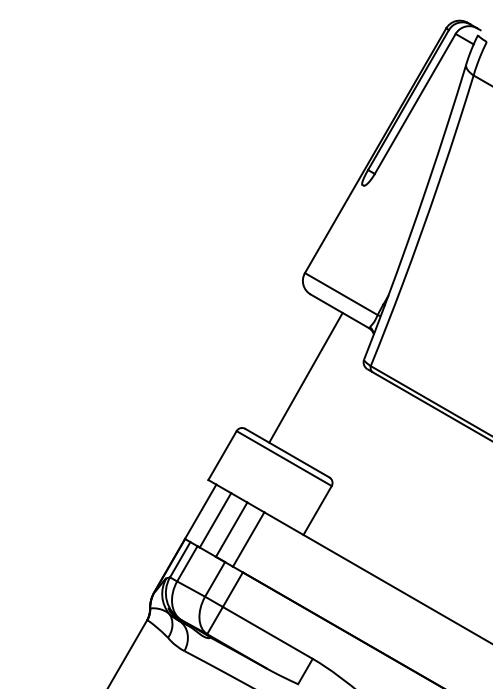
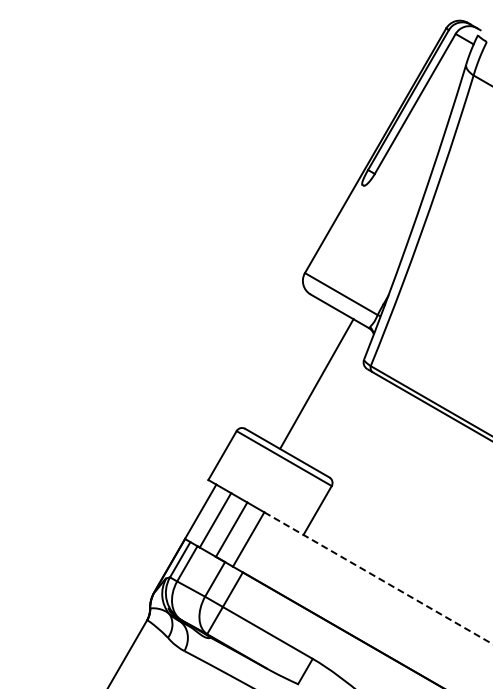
line position: (305, 377) -> (316, 383) (316, 383)
line: solid -> dashed (378, 578)
